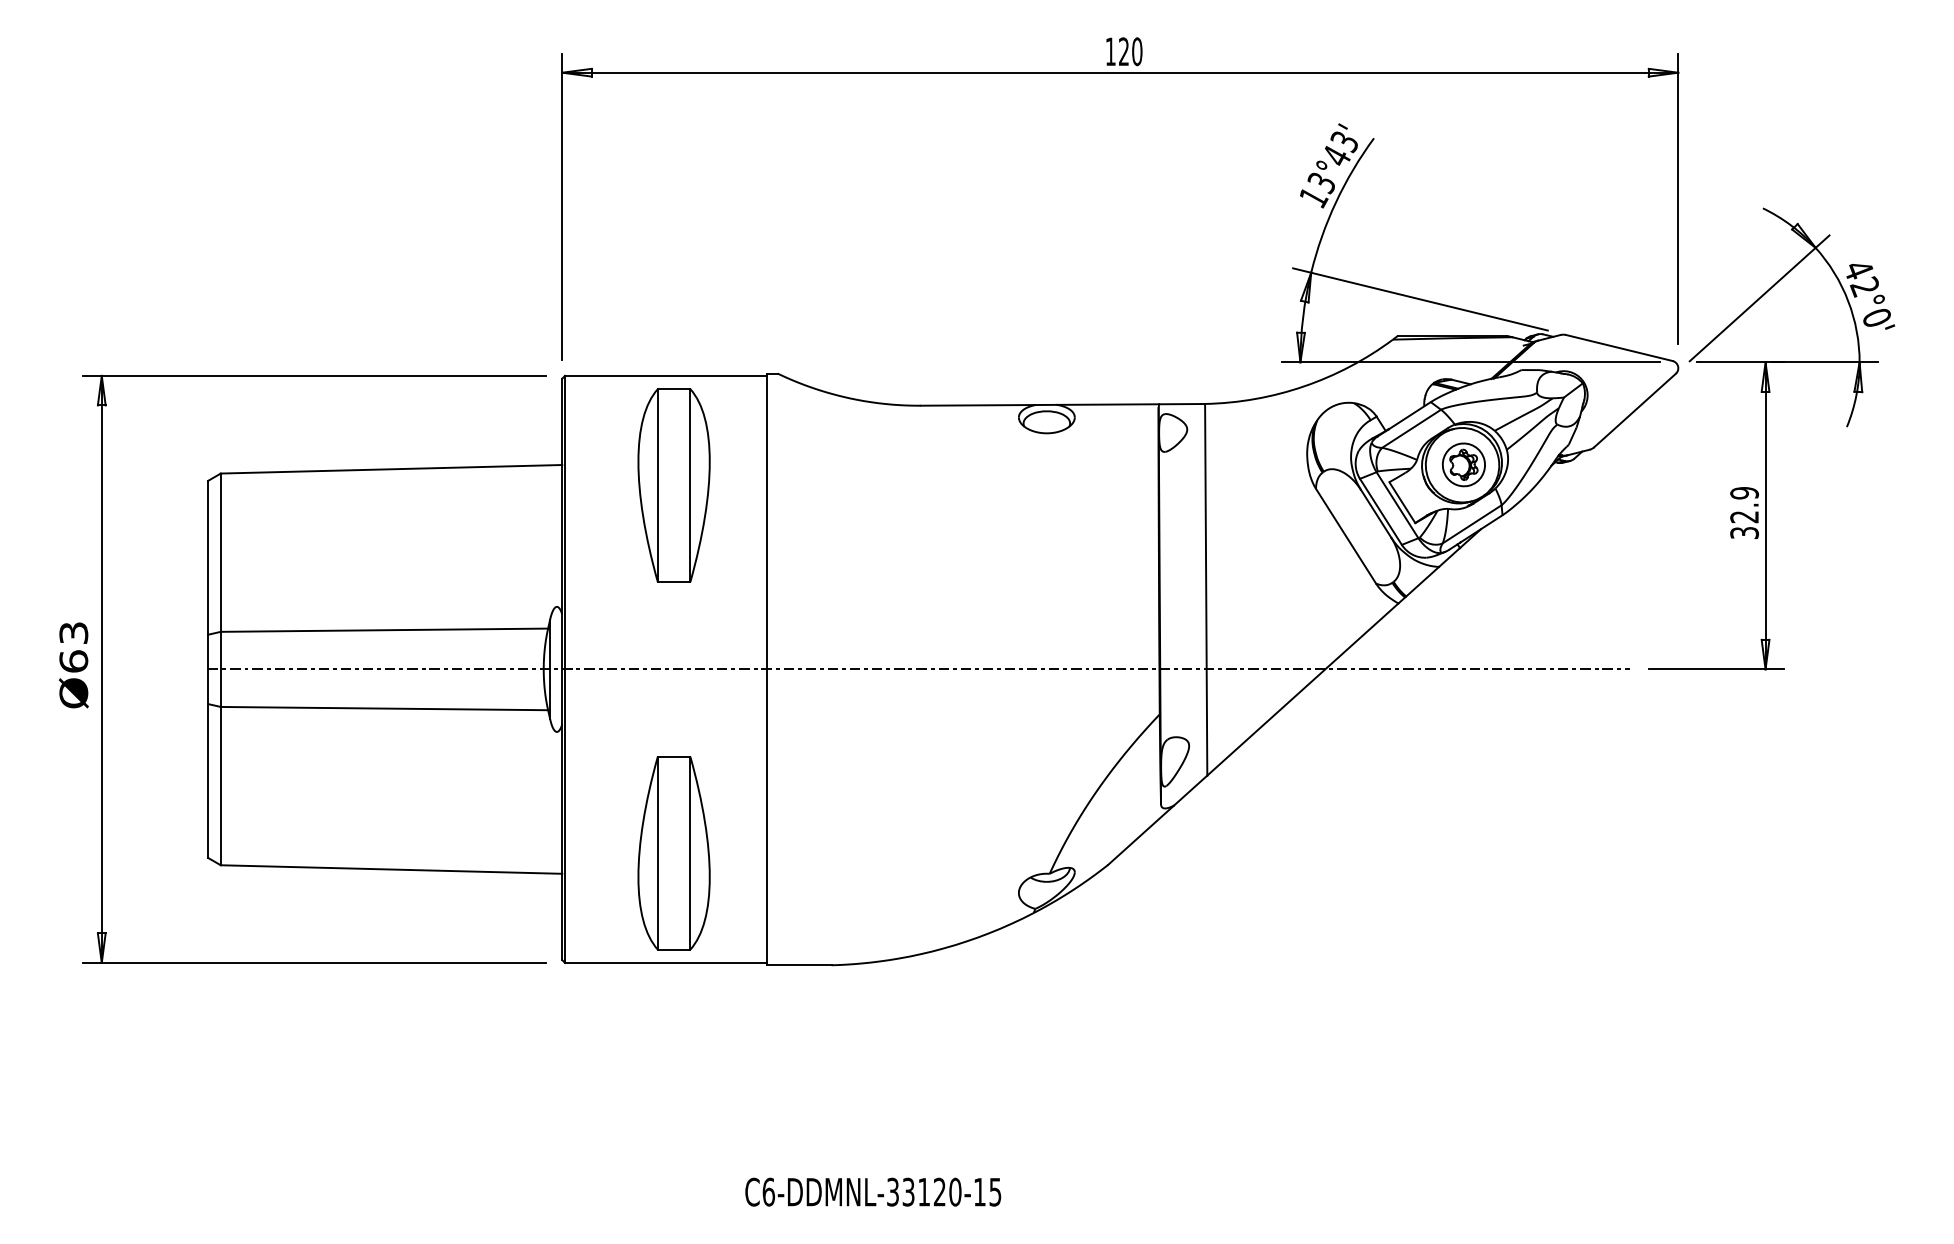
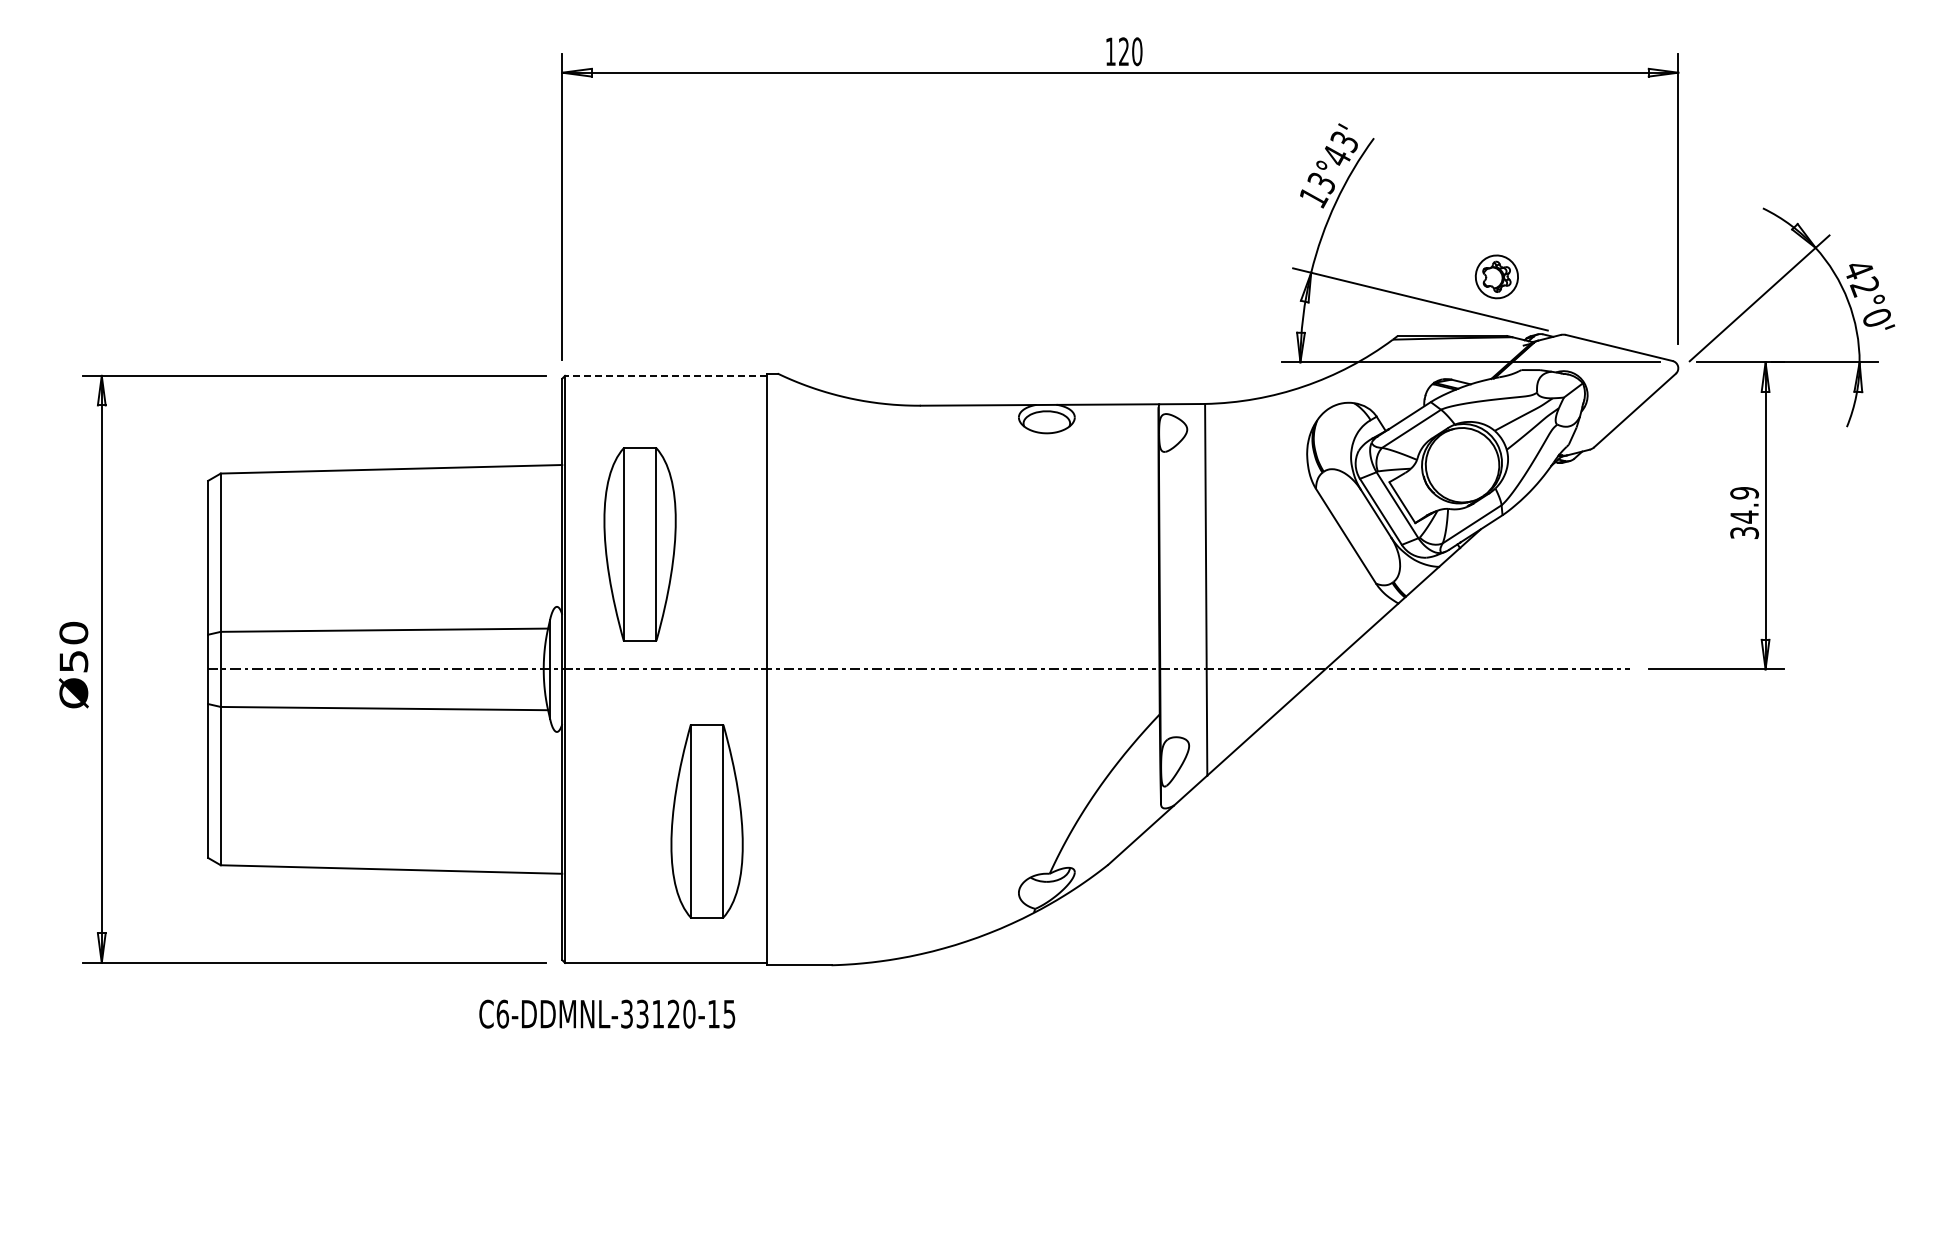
line: solid -> dashed (665, 375)
part position: (1463, 464) -> (1496, 276) (1496, 276)
part position: (673, 485) -> (639, 544) (639, 544)
text: 32.9 -> 34.9 (1744, 516)
text: Ø63 -> Ø50 (73, 646)
part position: (673, 853) -> (706, 821) (706, 821)
text position: (873, 1191) -> (607, 1013) (607, 1013)
